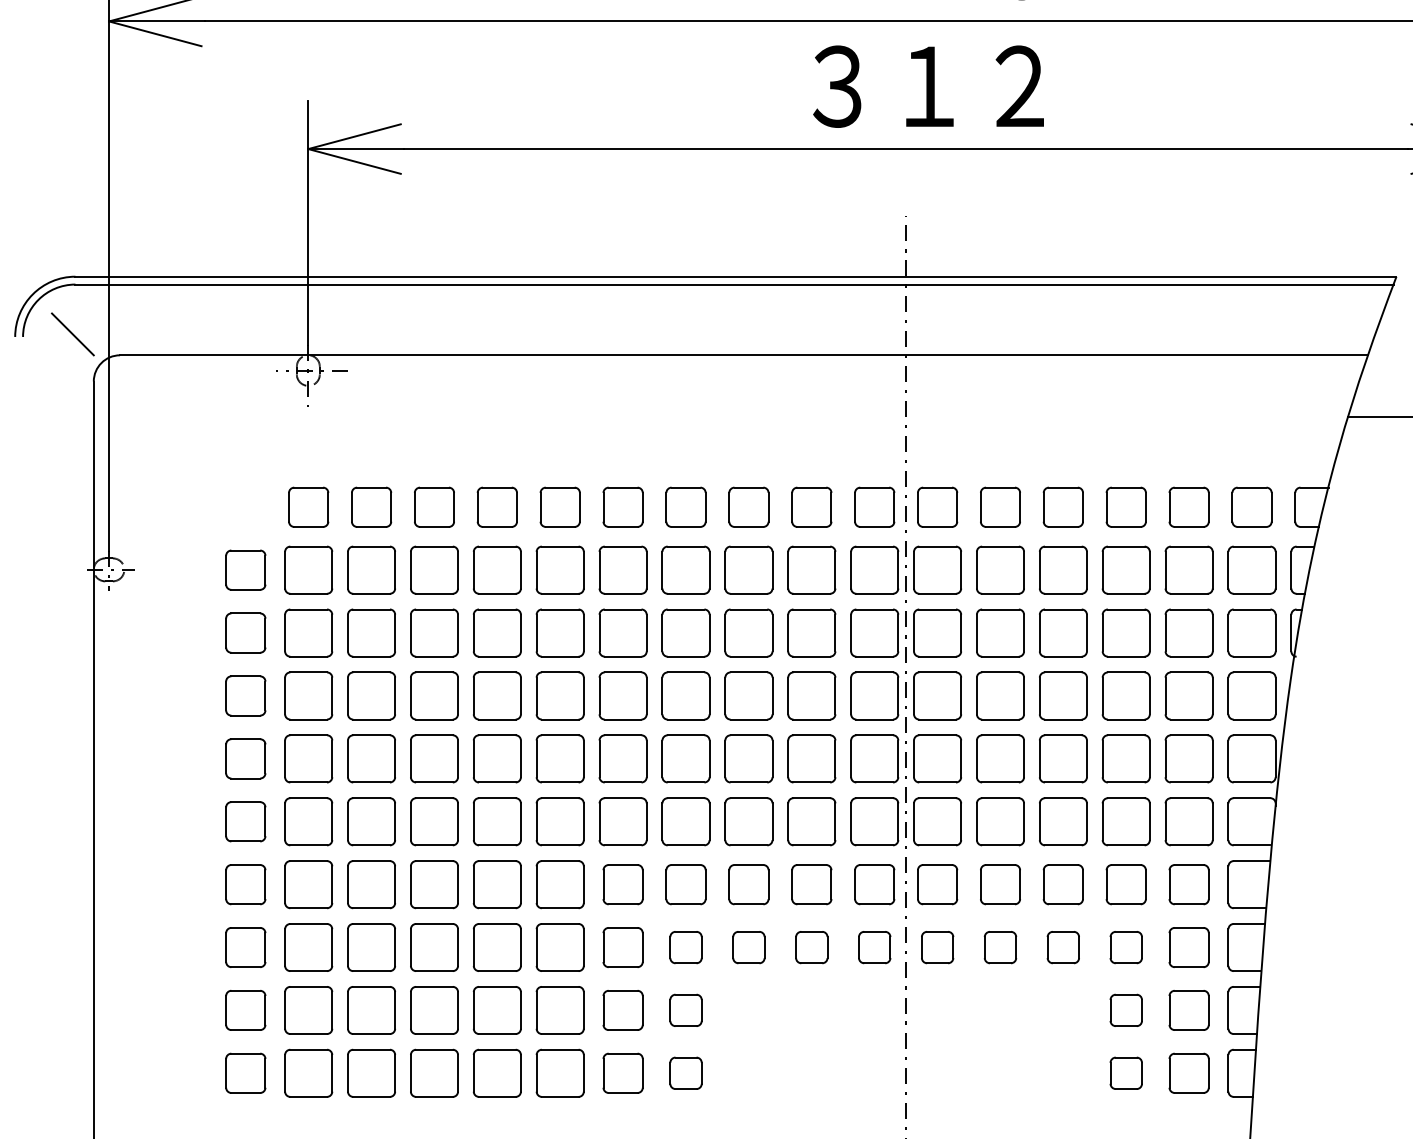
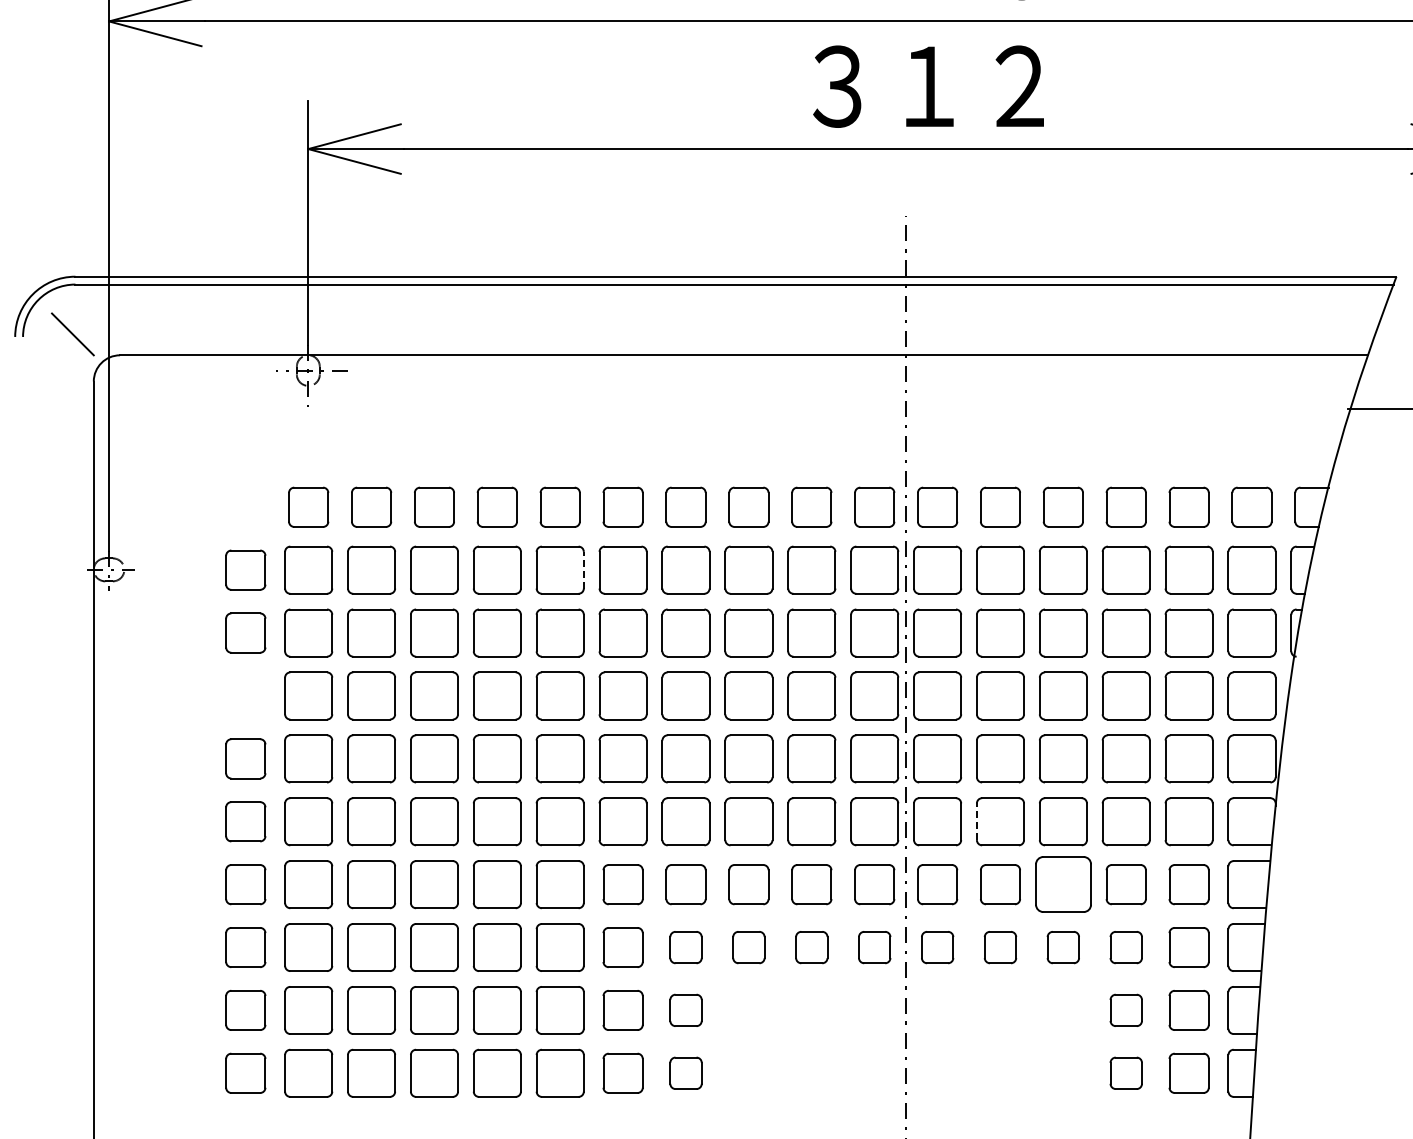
line position: (1378, 416) -> (1378, 408) (1378, 408)
line: solid -> dashed (583, 569)
part: present -> none (245, 695)
line: solid -> dashed (976, 821)
part size: 42x42 px -> 57x57 px (1063, 884)
